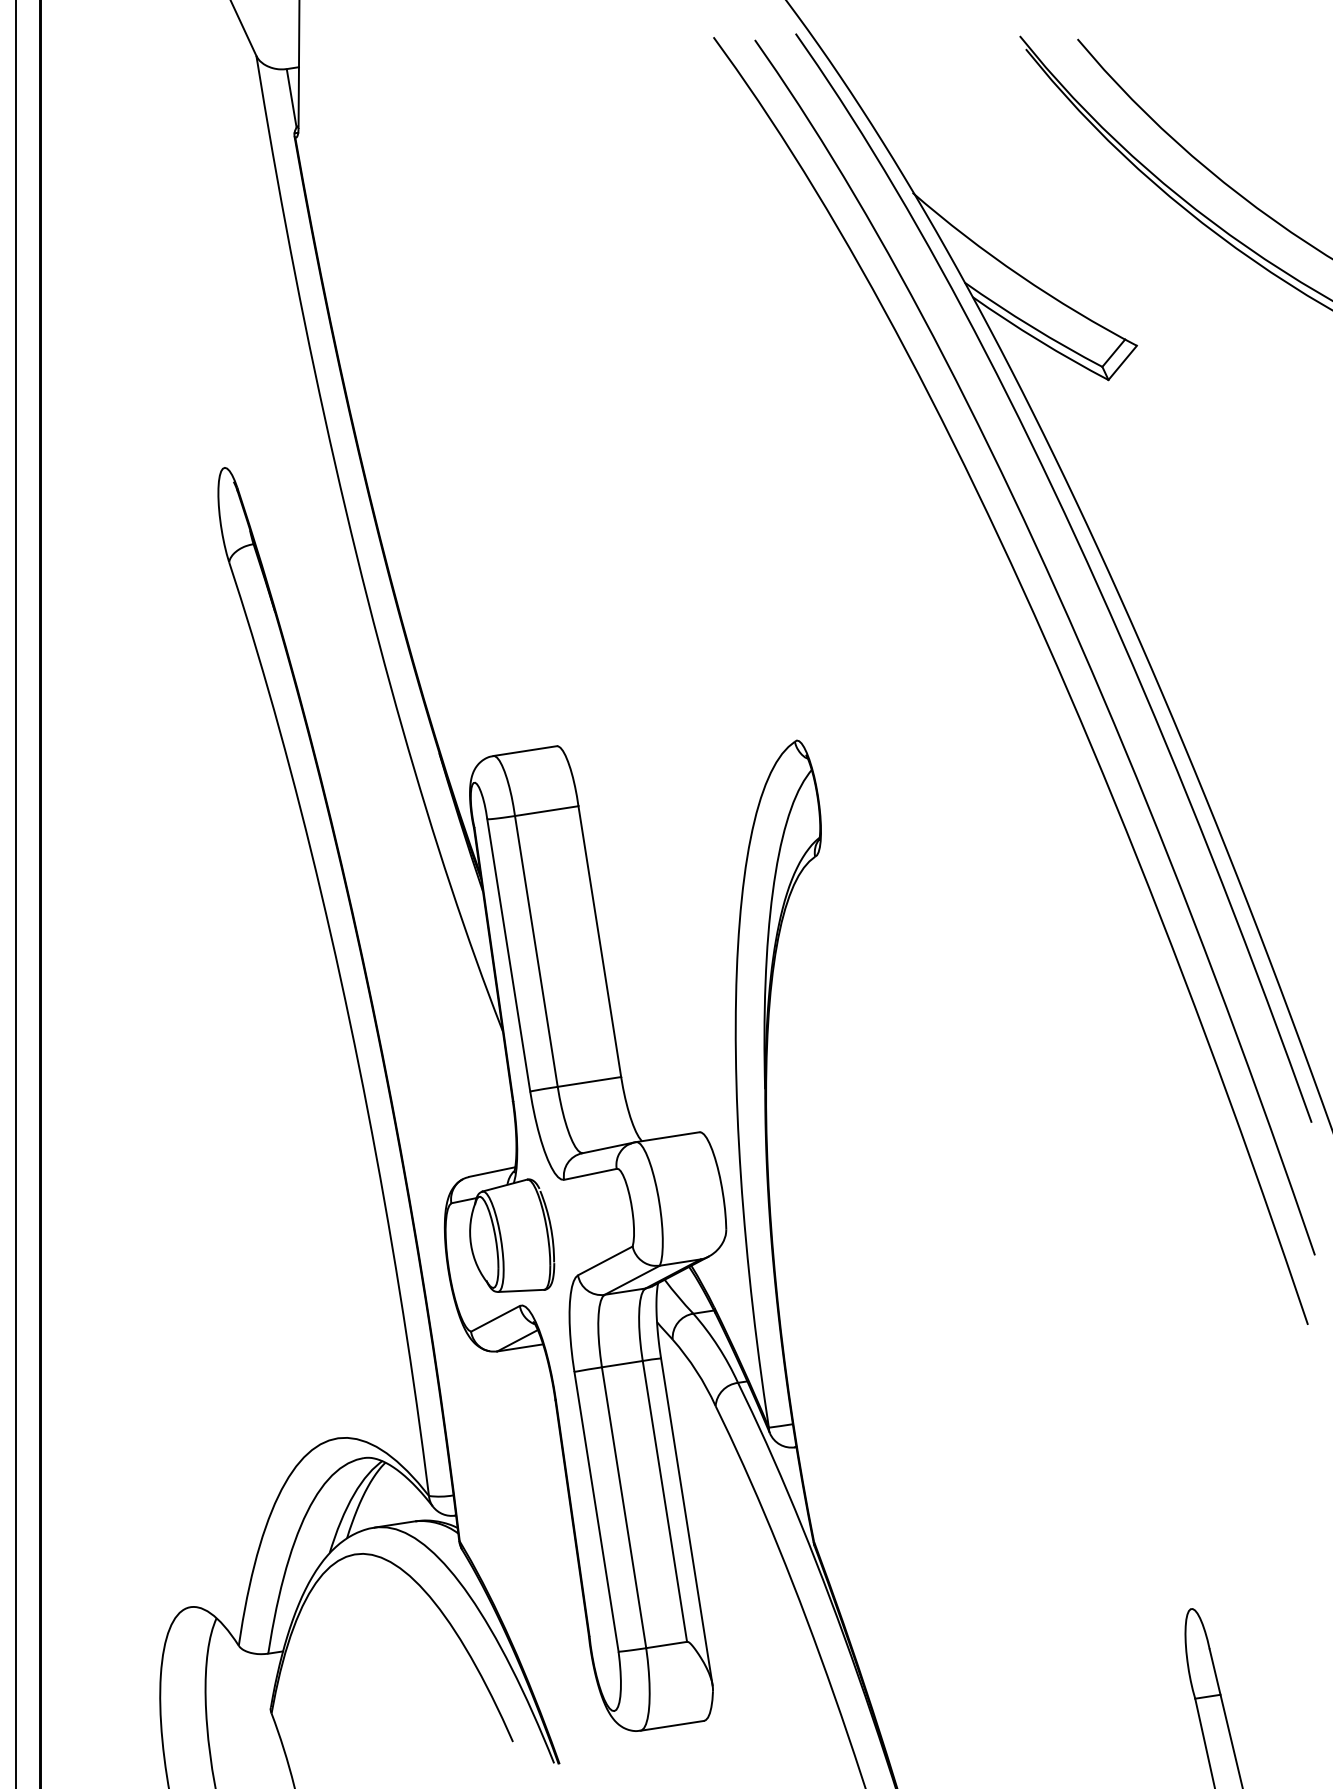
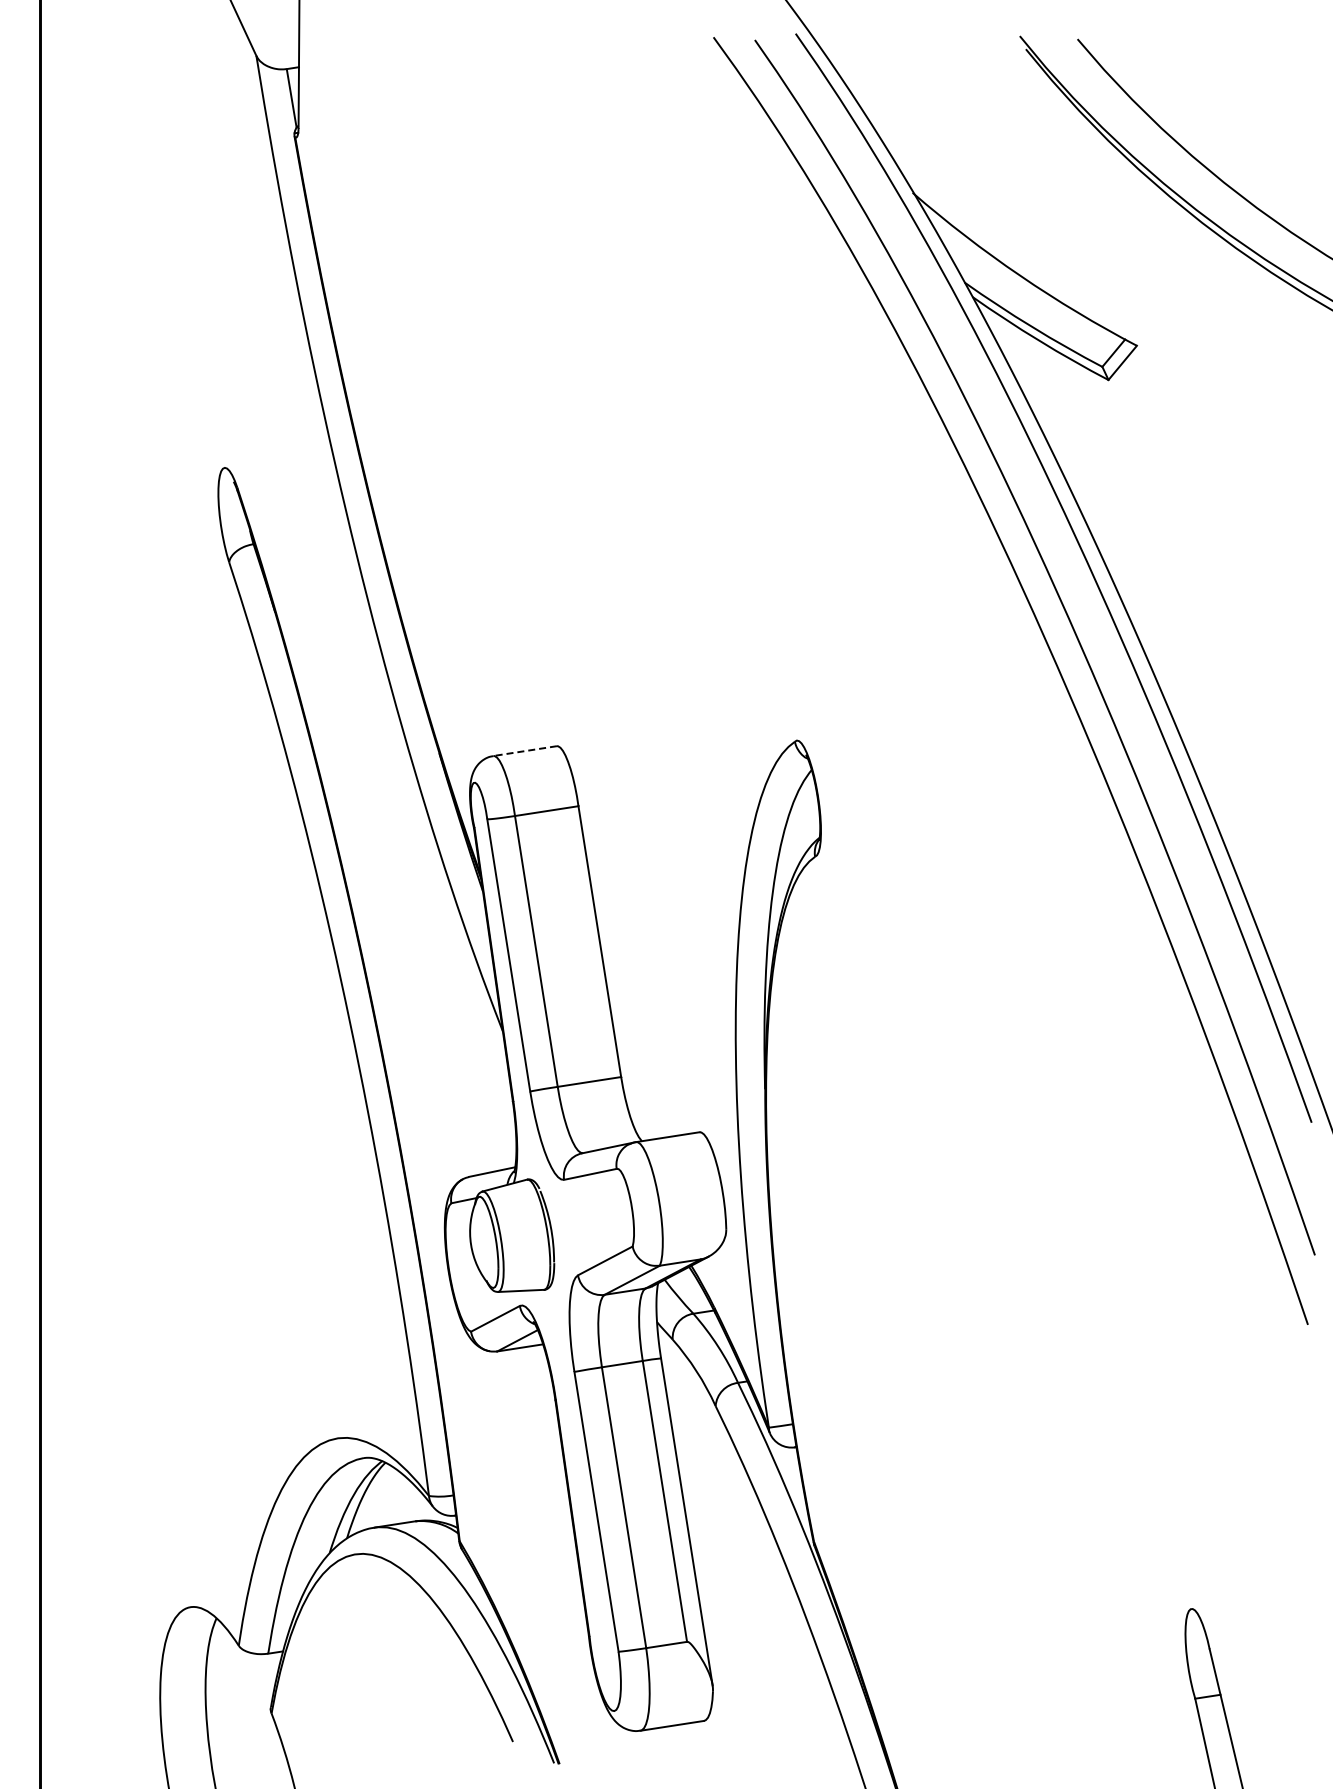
line: solid -> dashed (524, 751)
line: present -> none (15, 893)
